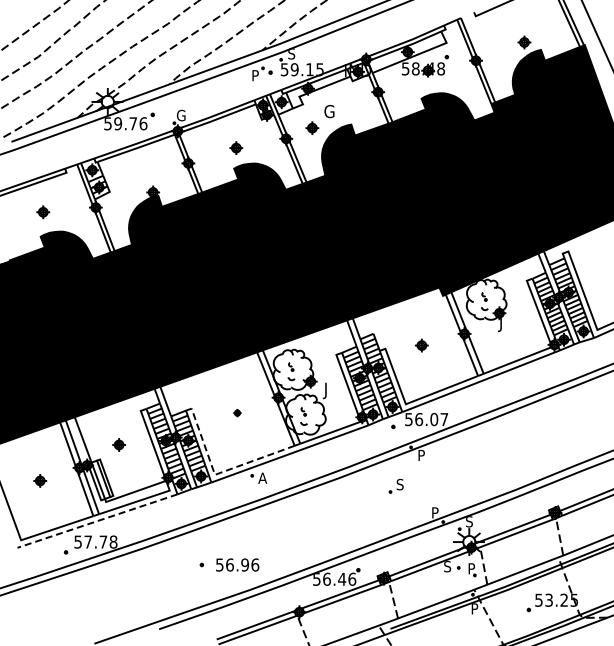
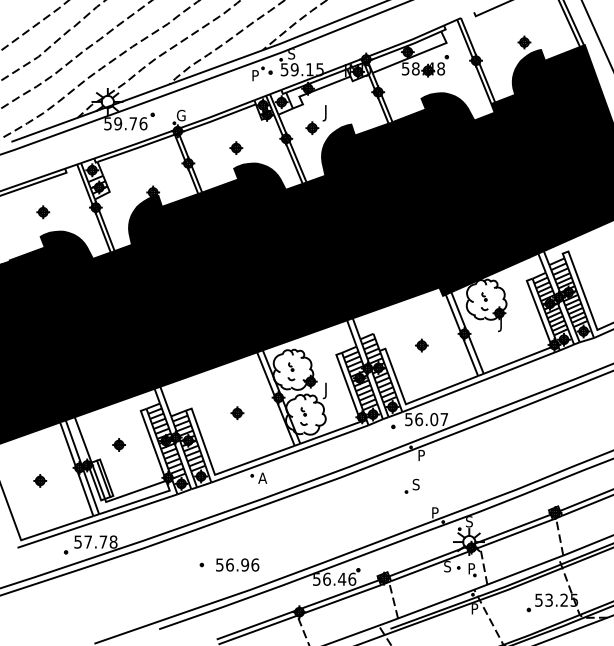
text: G -> J (328, 112)
part size: 9x9 px -> 15x14 px (237, 412)
line: dashed -> solid (216, 474)
part position: (395, 485) -> (411, 485) (411, 485)
line: dashed -> solid (97, 521)
